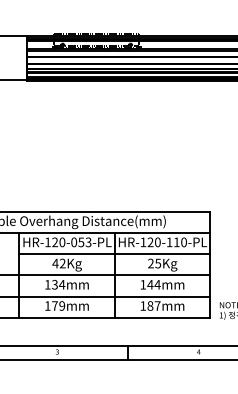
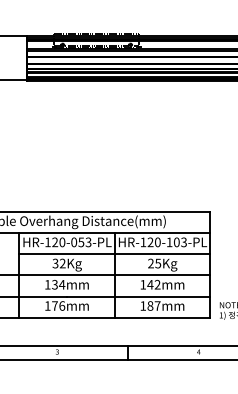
text: HR-120-110-PL -> HR-120-103-PL (180, 242)
text: 42Kg -> 32Kg (55, 263)
text: 144mm -> 142mm (157, 284)
text: 179mm -> 176mm (62, 305)
